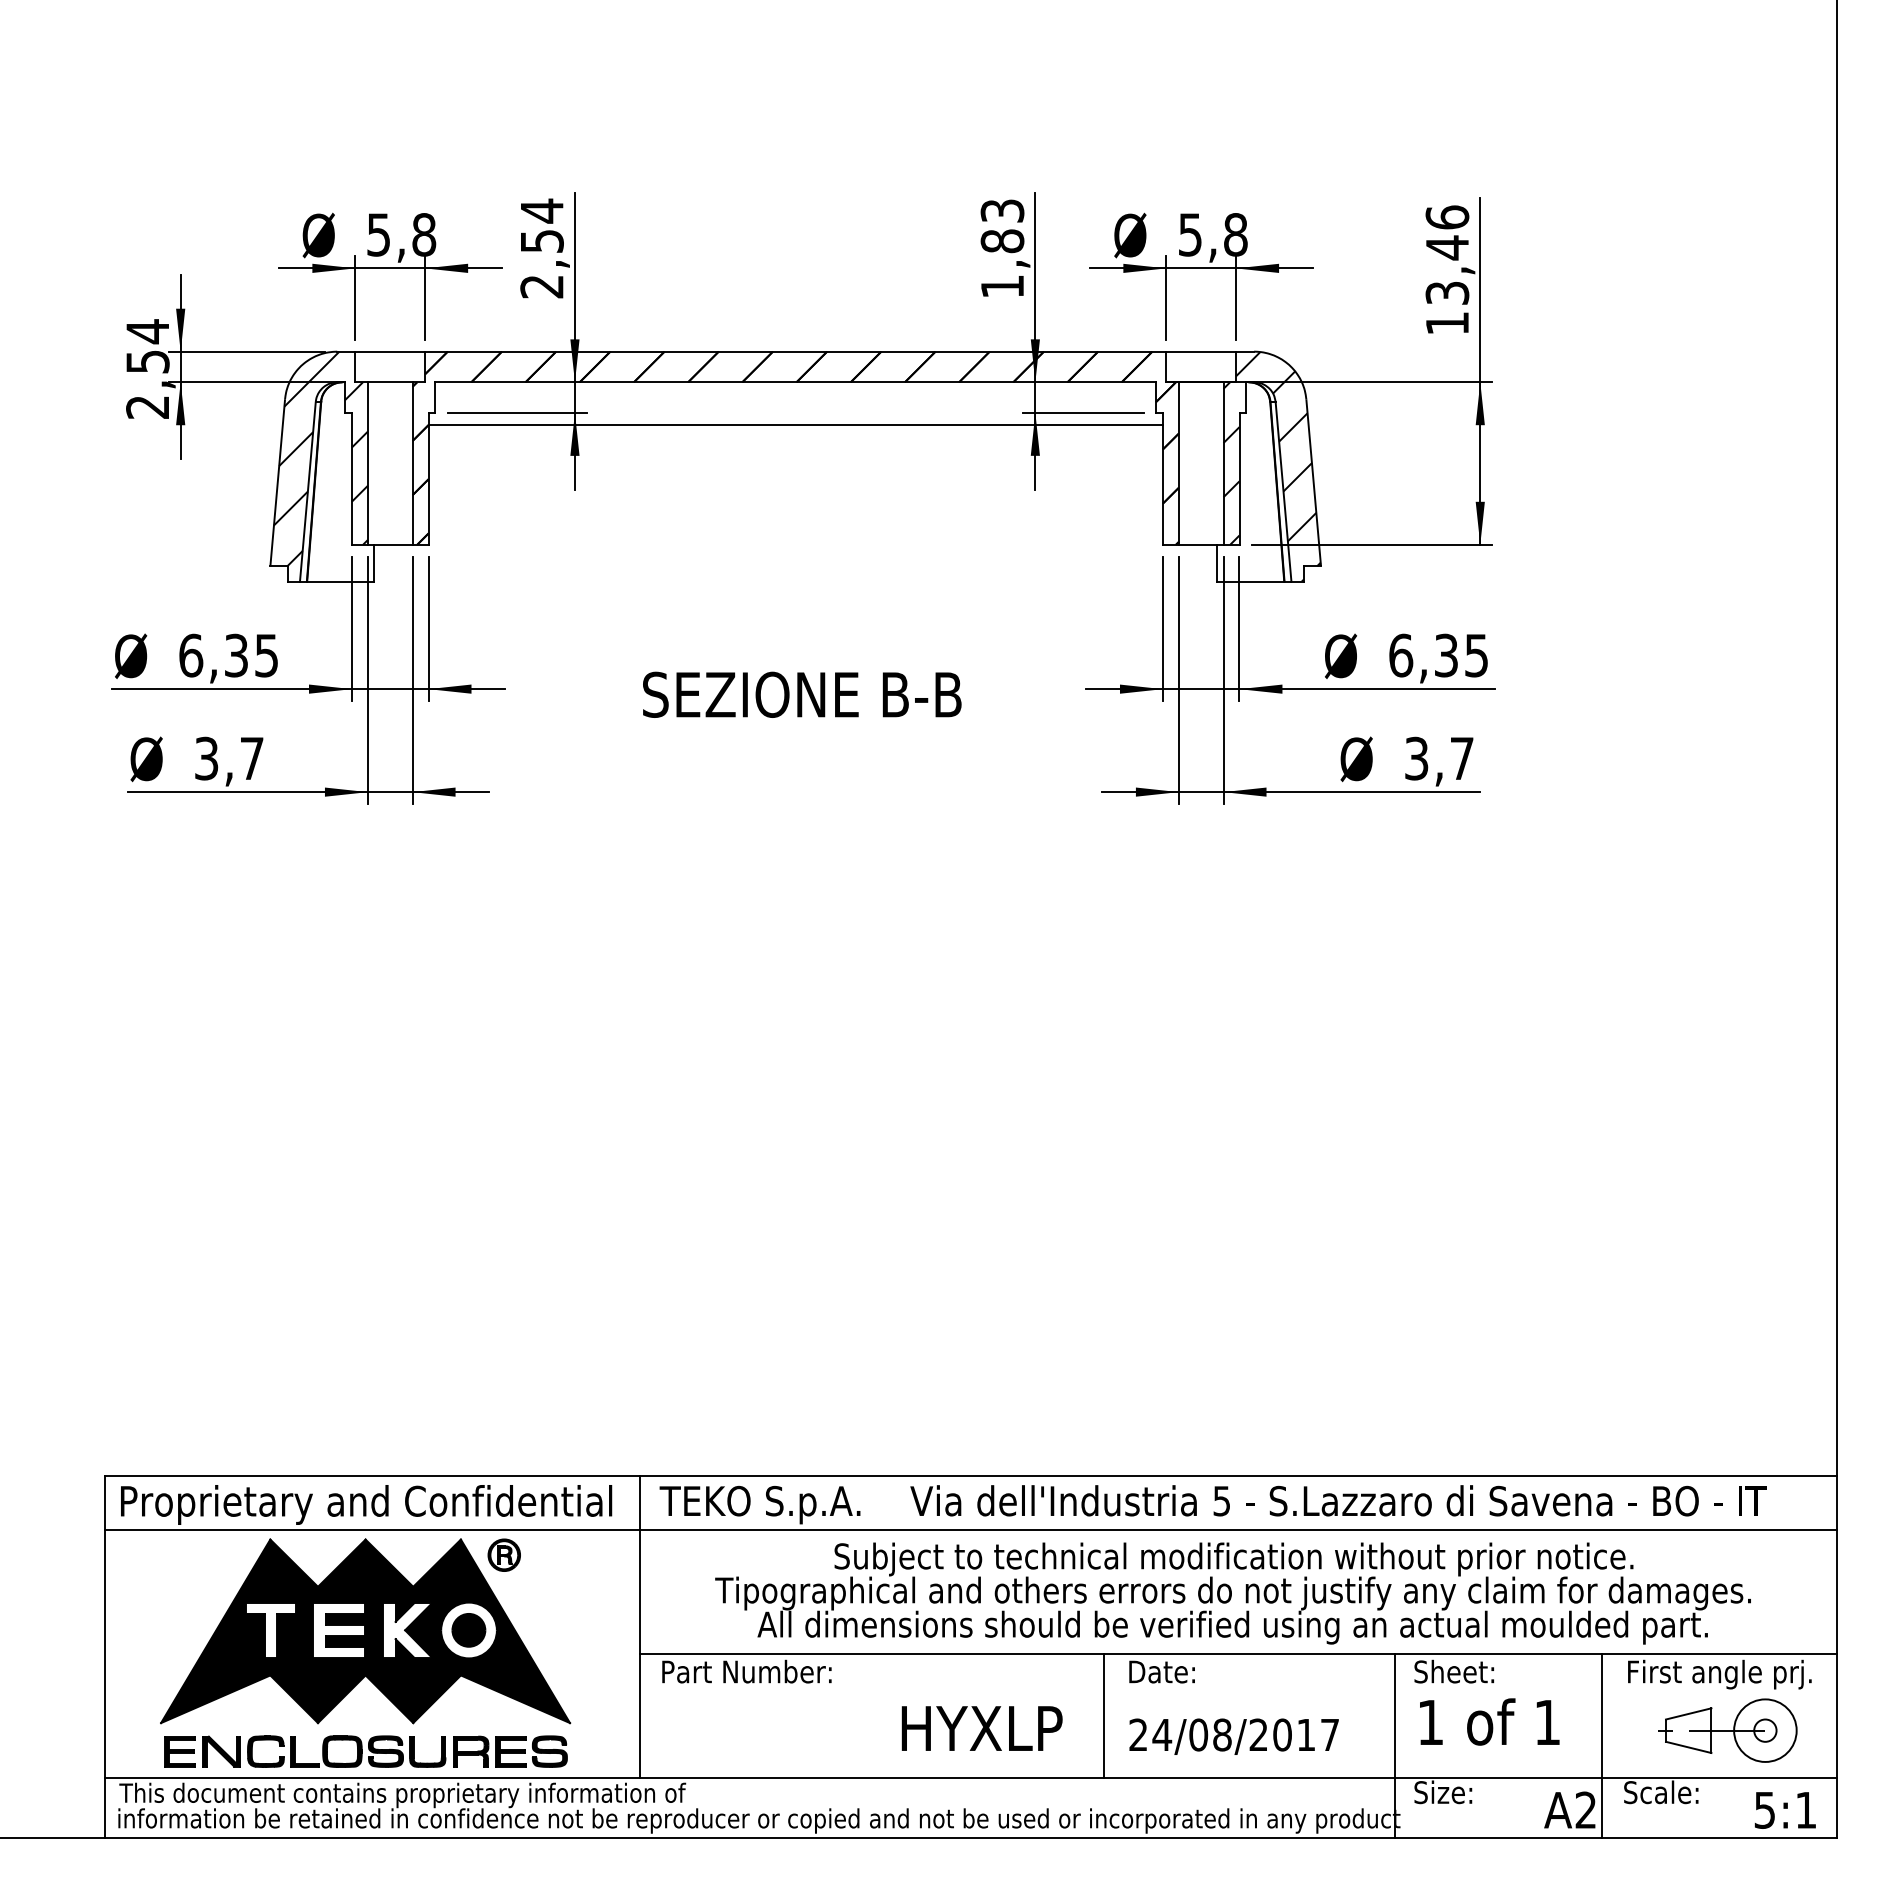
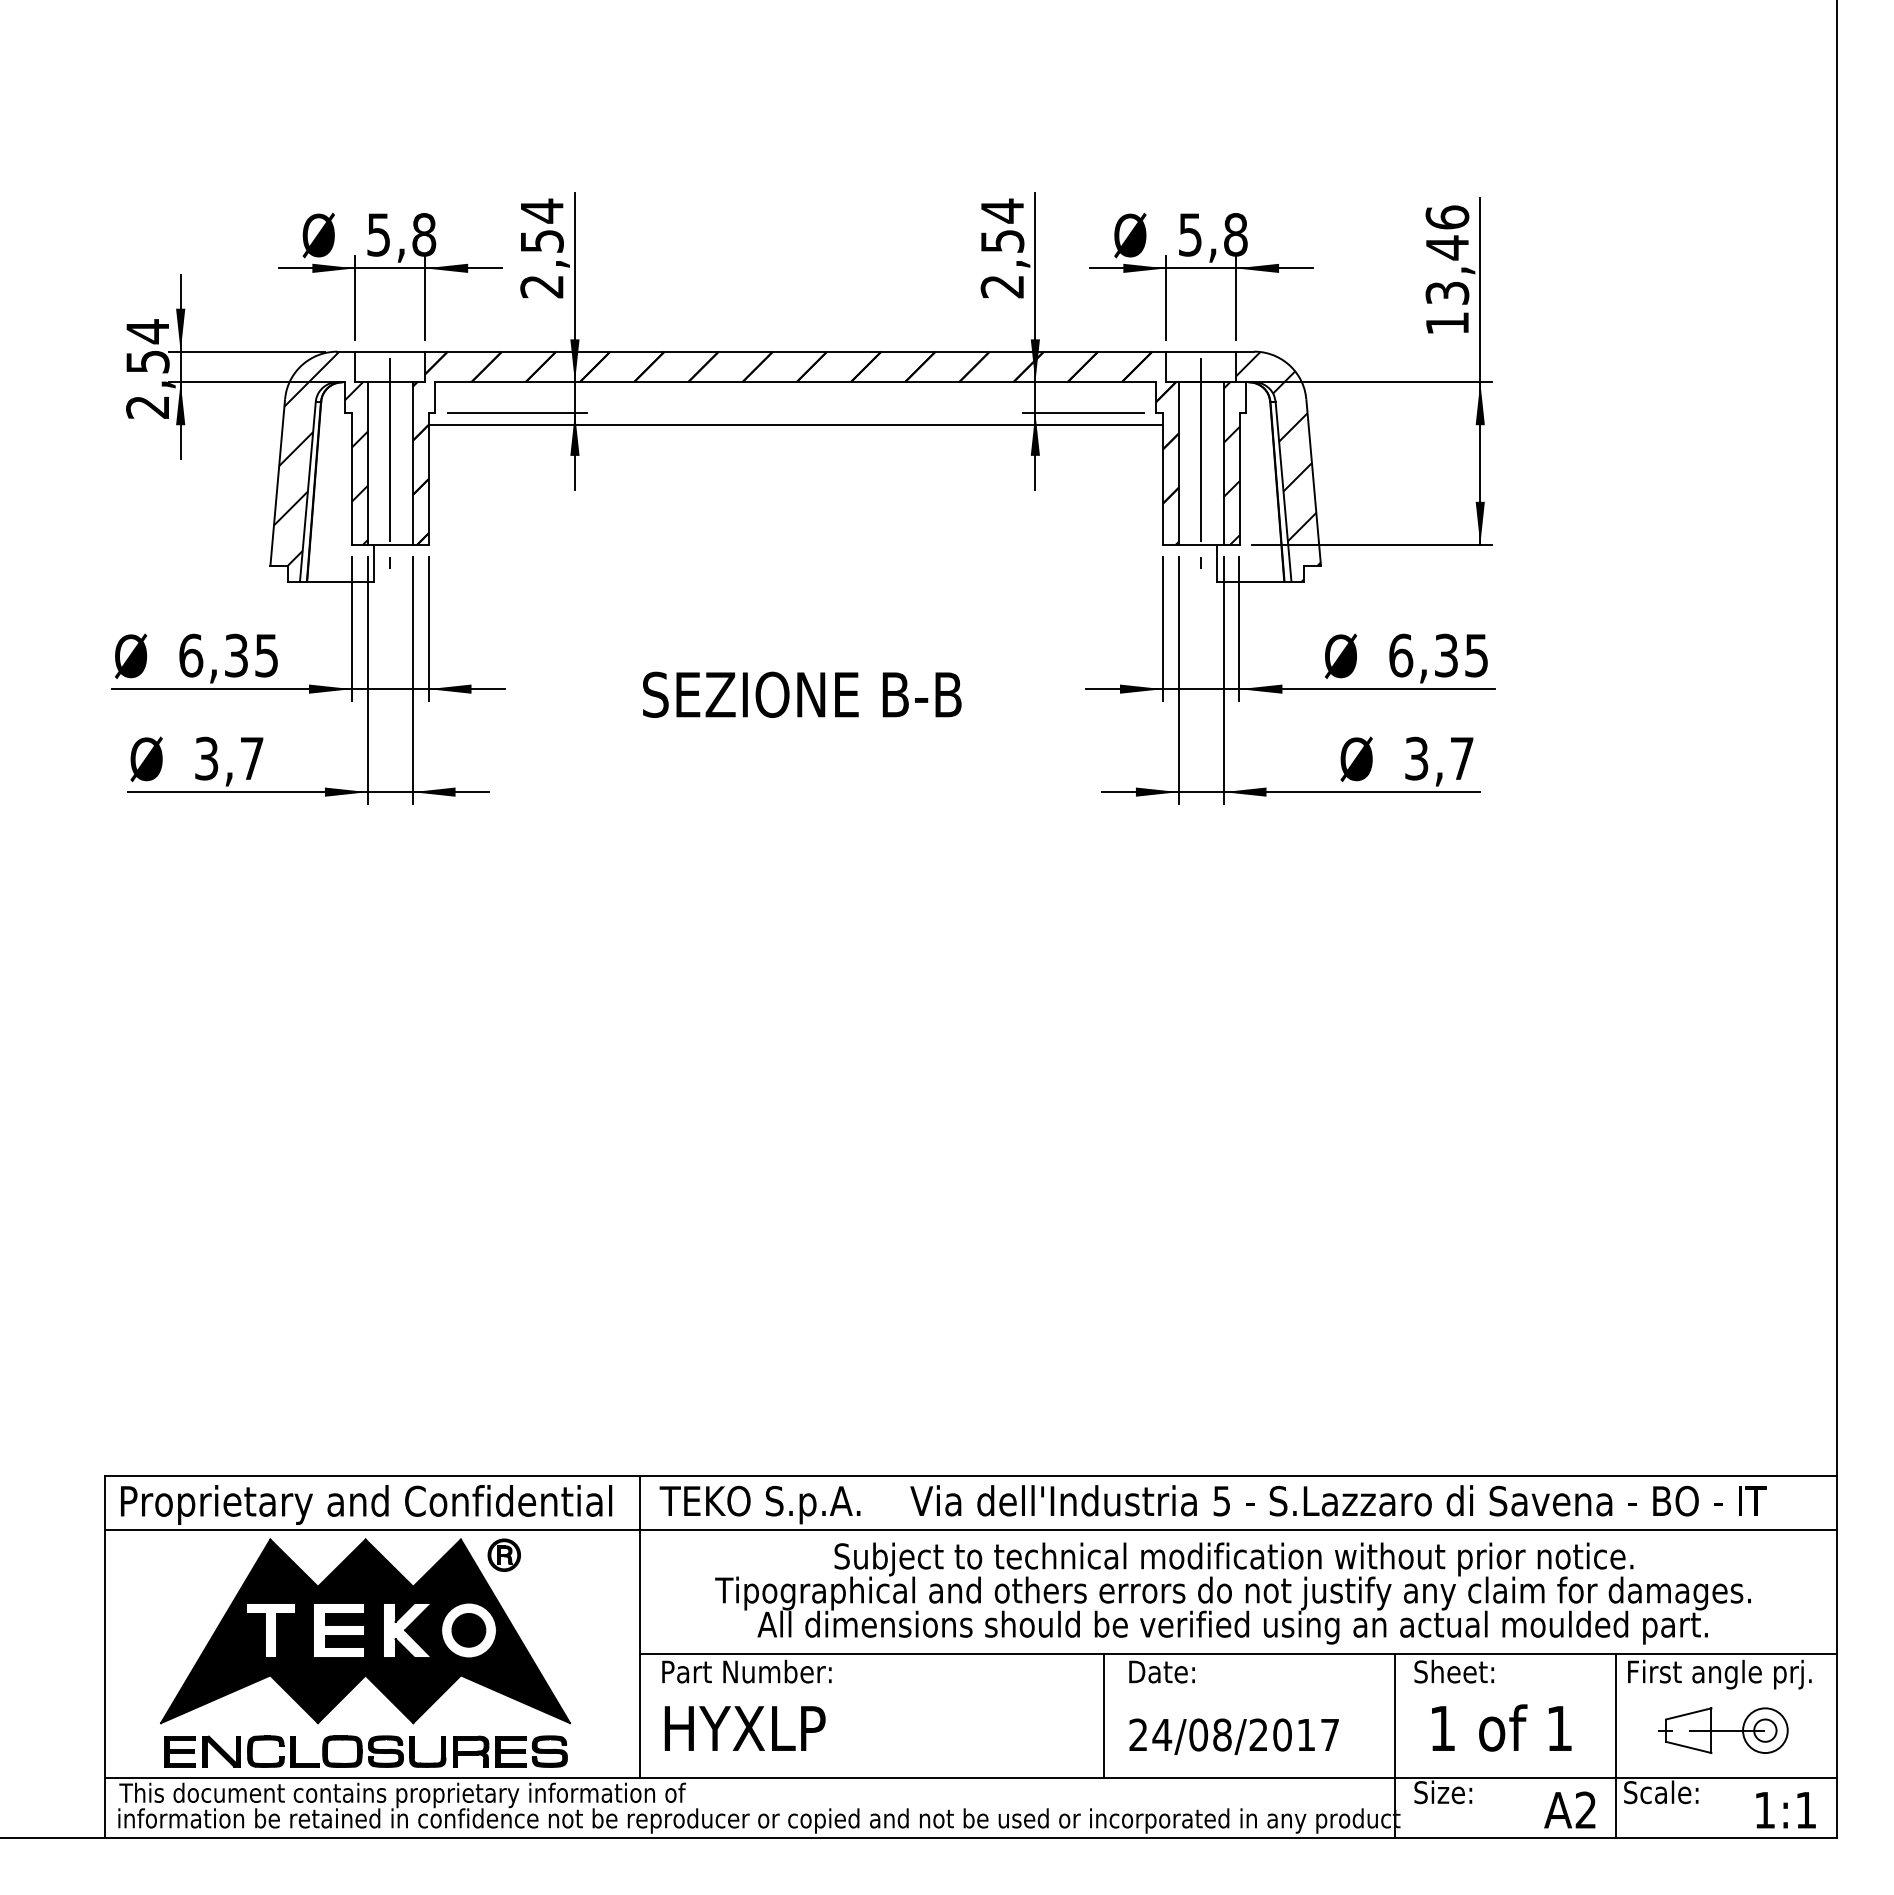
text: 1,83 -> 2,54 (1002, 248)
line: none -> present (390, 463)
line: none -> present (1201, 463)
text position: (1489, 1721) -> (1501, 1727) (1501, 1727)
text position: (981, 1728) -> (744, 1728) (744, 1728)
circle diameter: 63 px -> 45 px (1765, 1730)
line position: (1602, 1746) -> (1616, 1746) (1616, 1746)
text: 5:1 -> 1:1 (1764, 1810)
